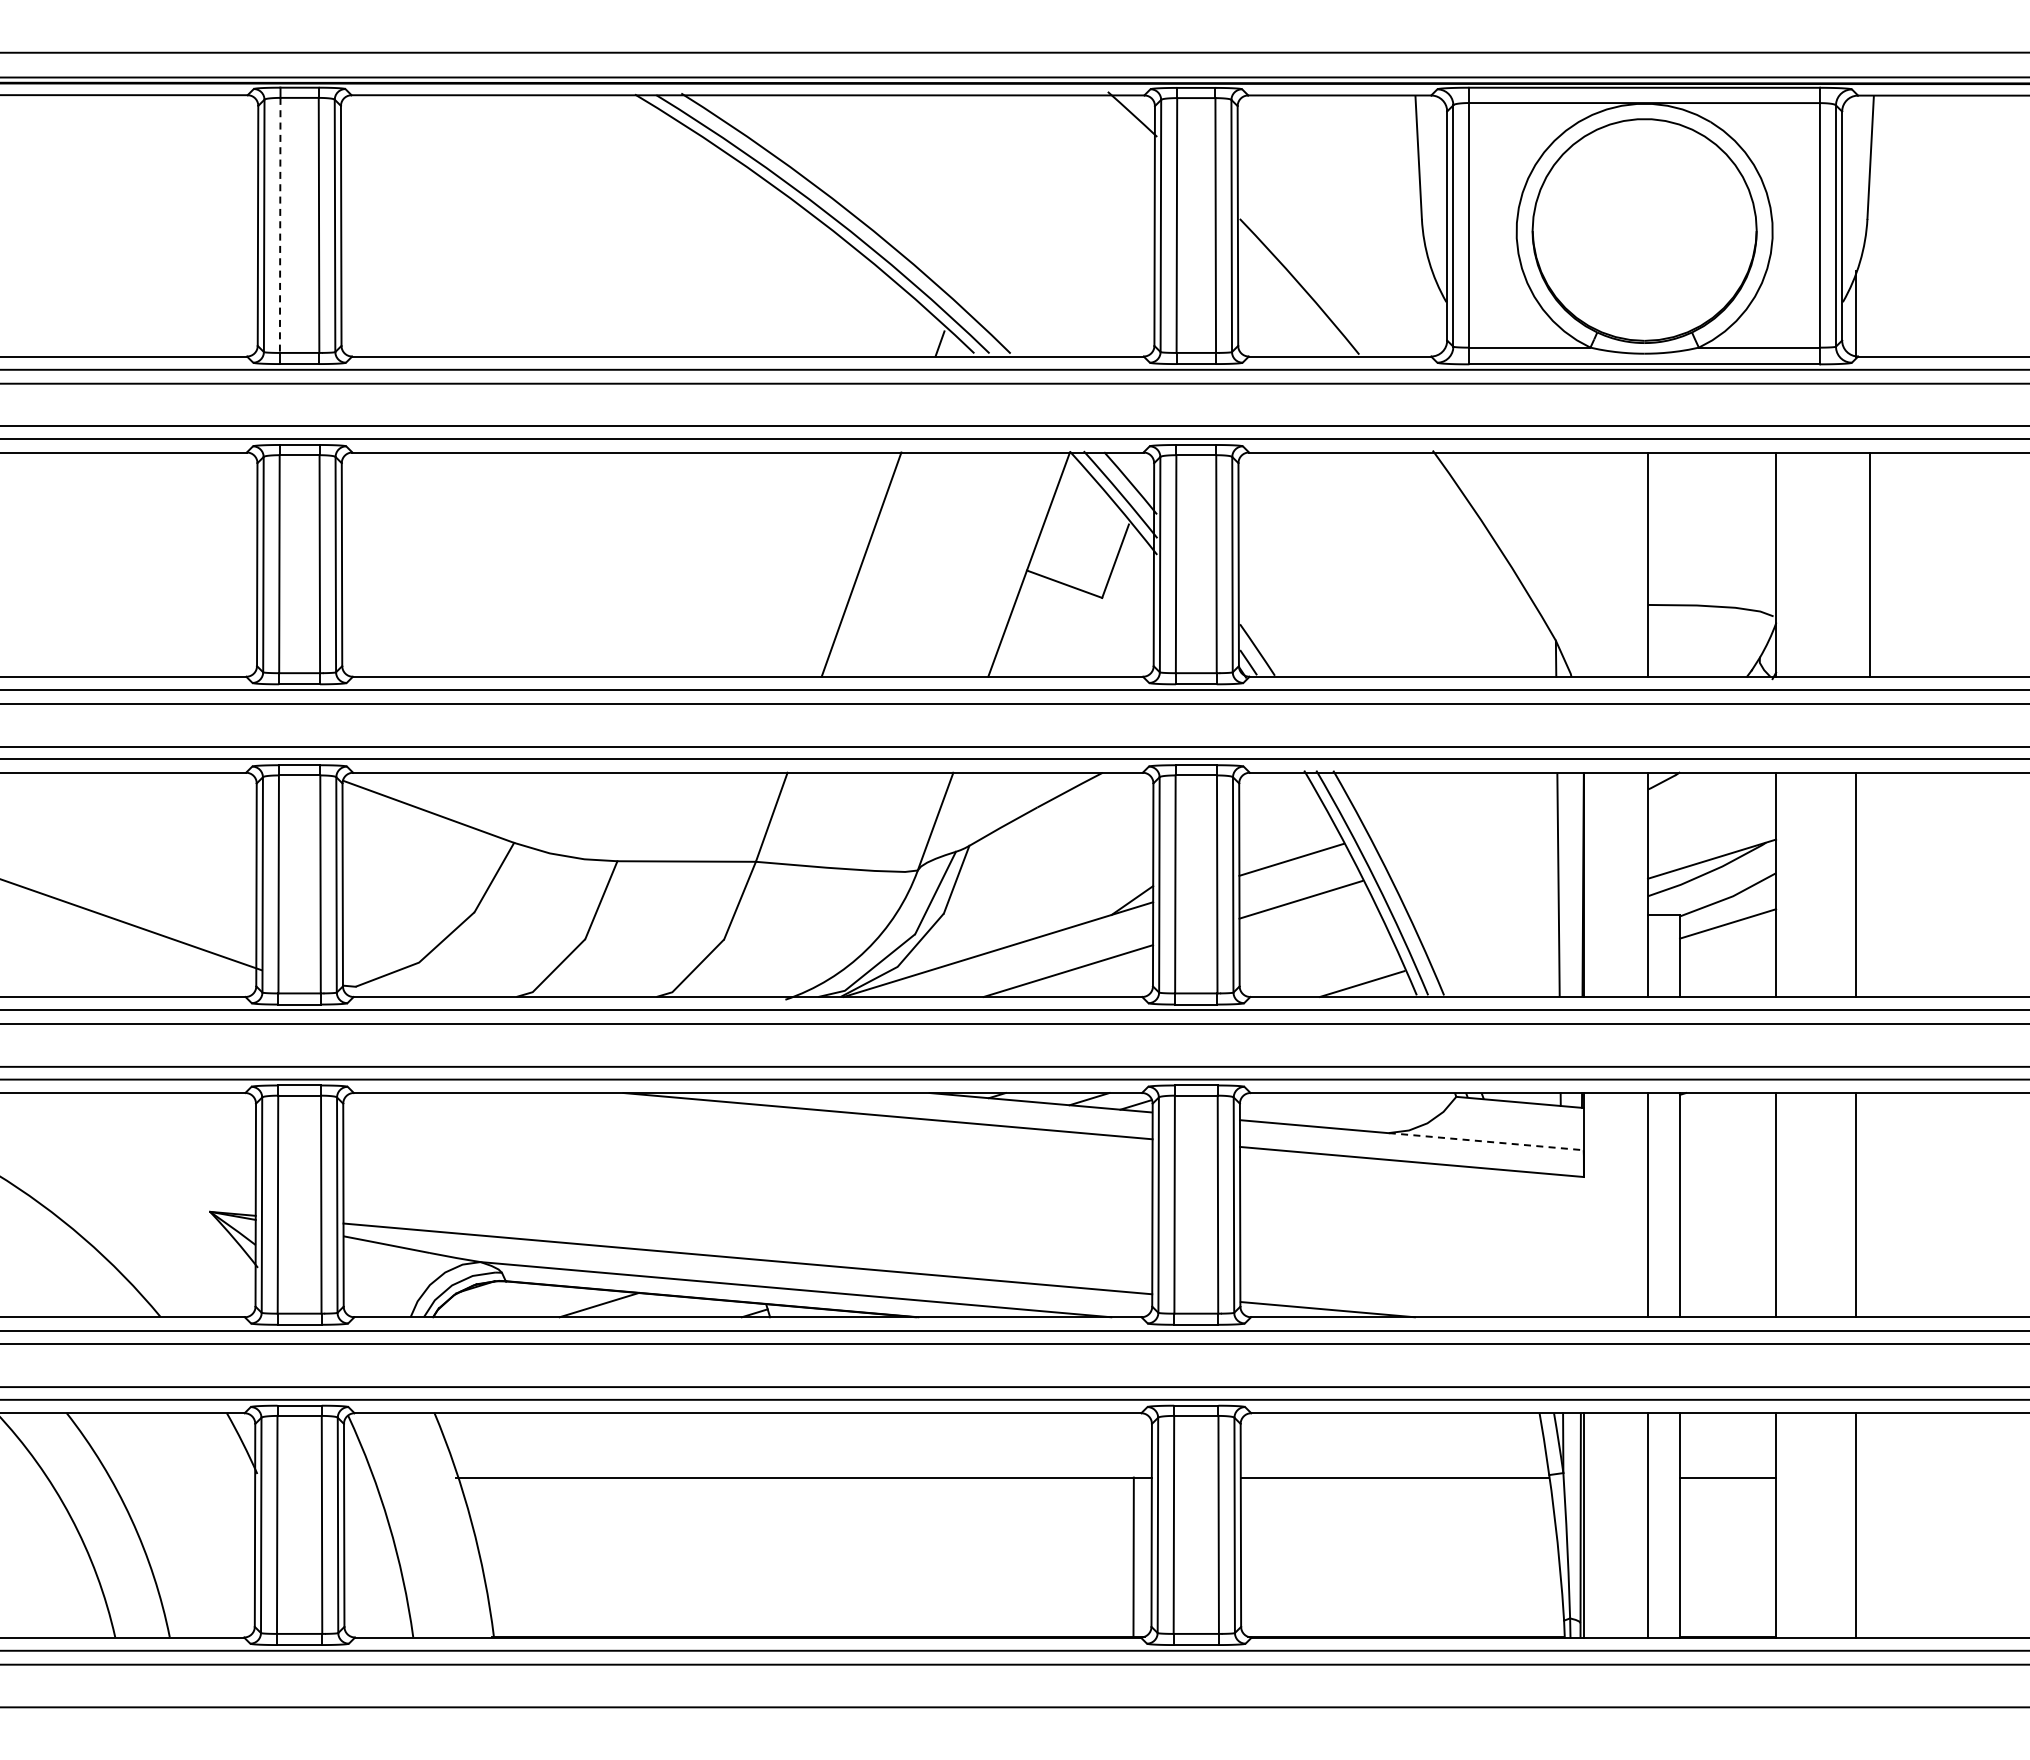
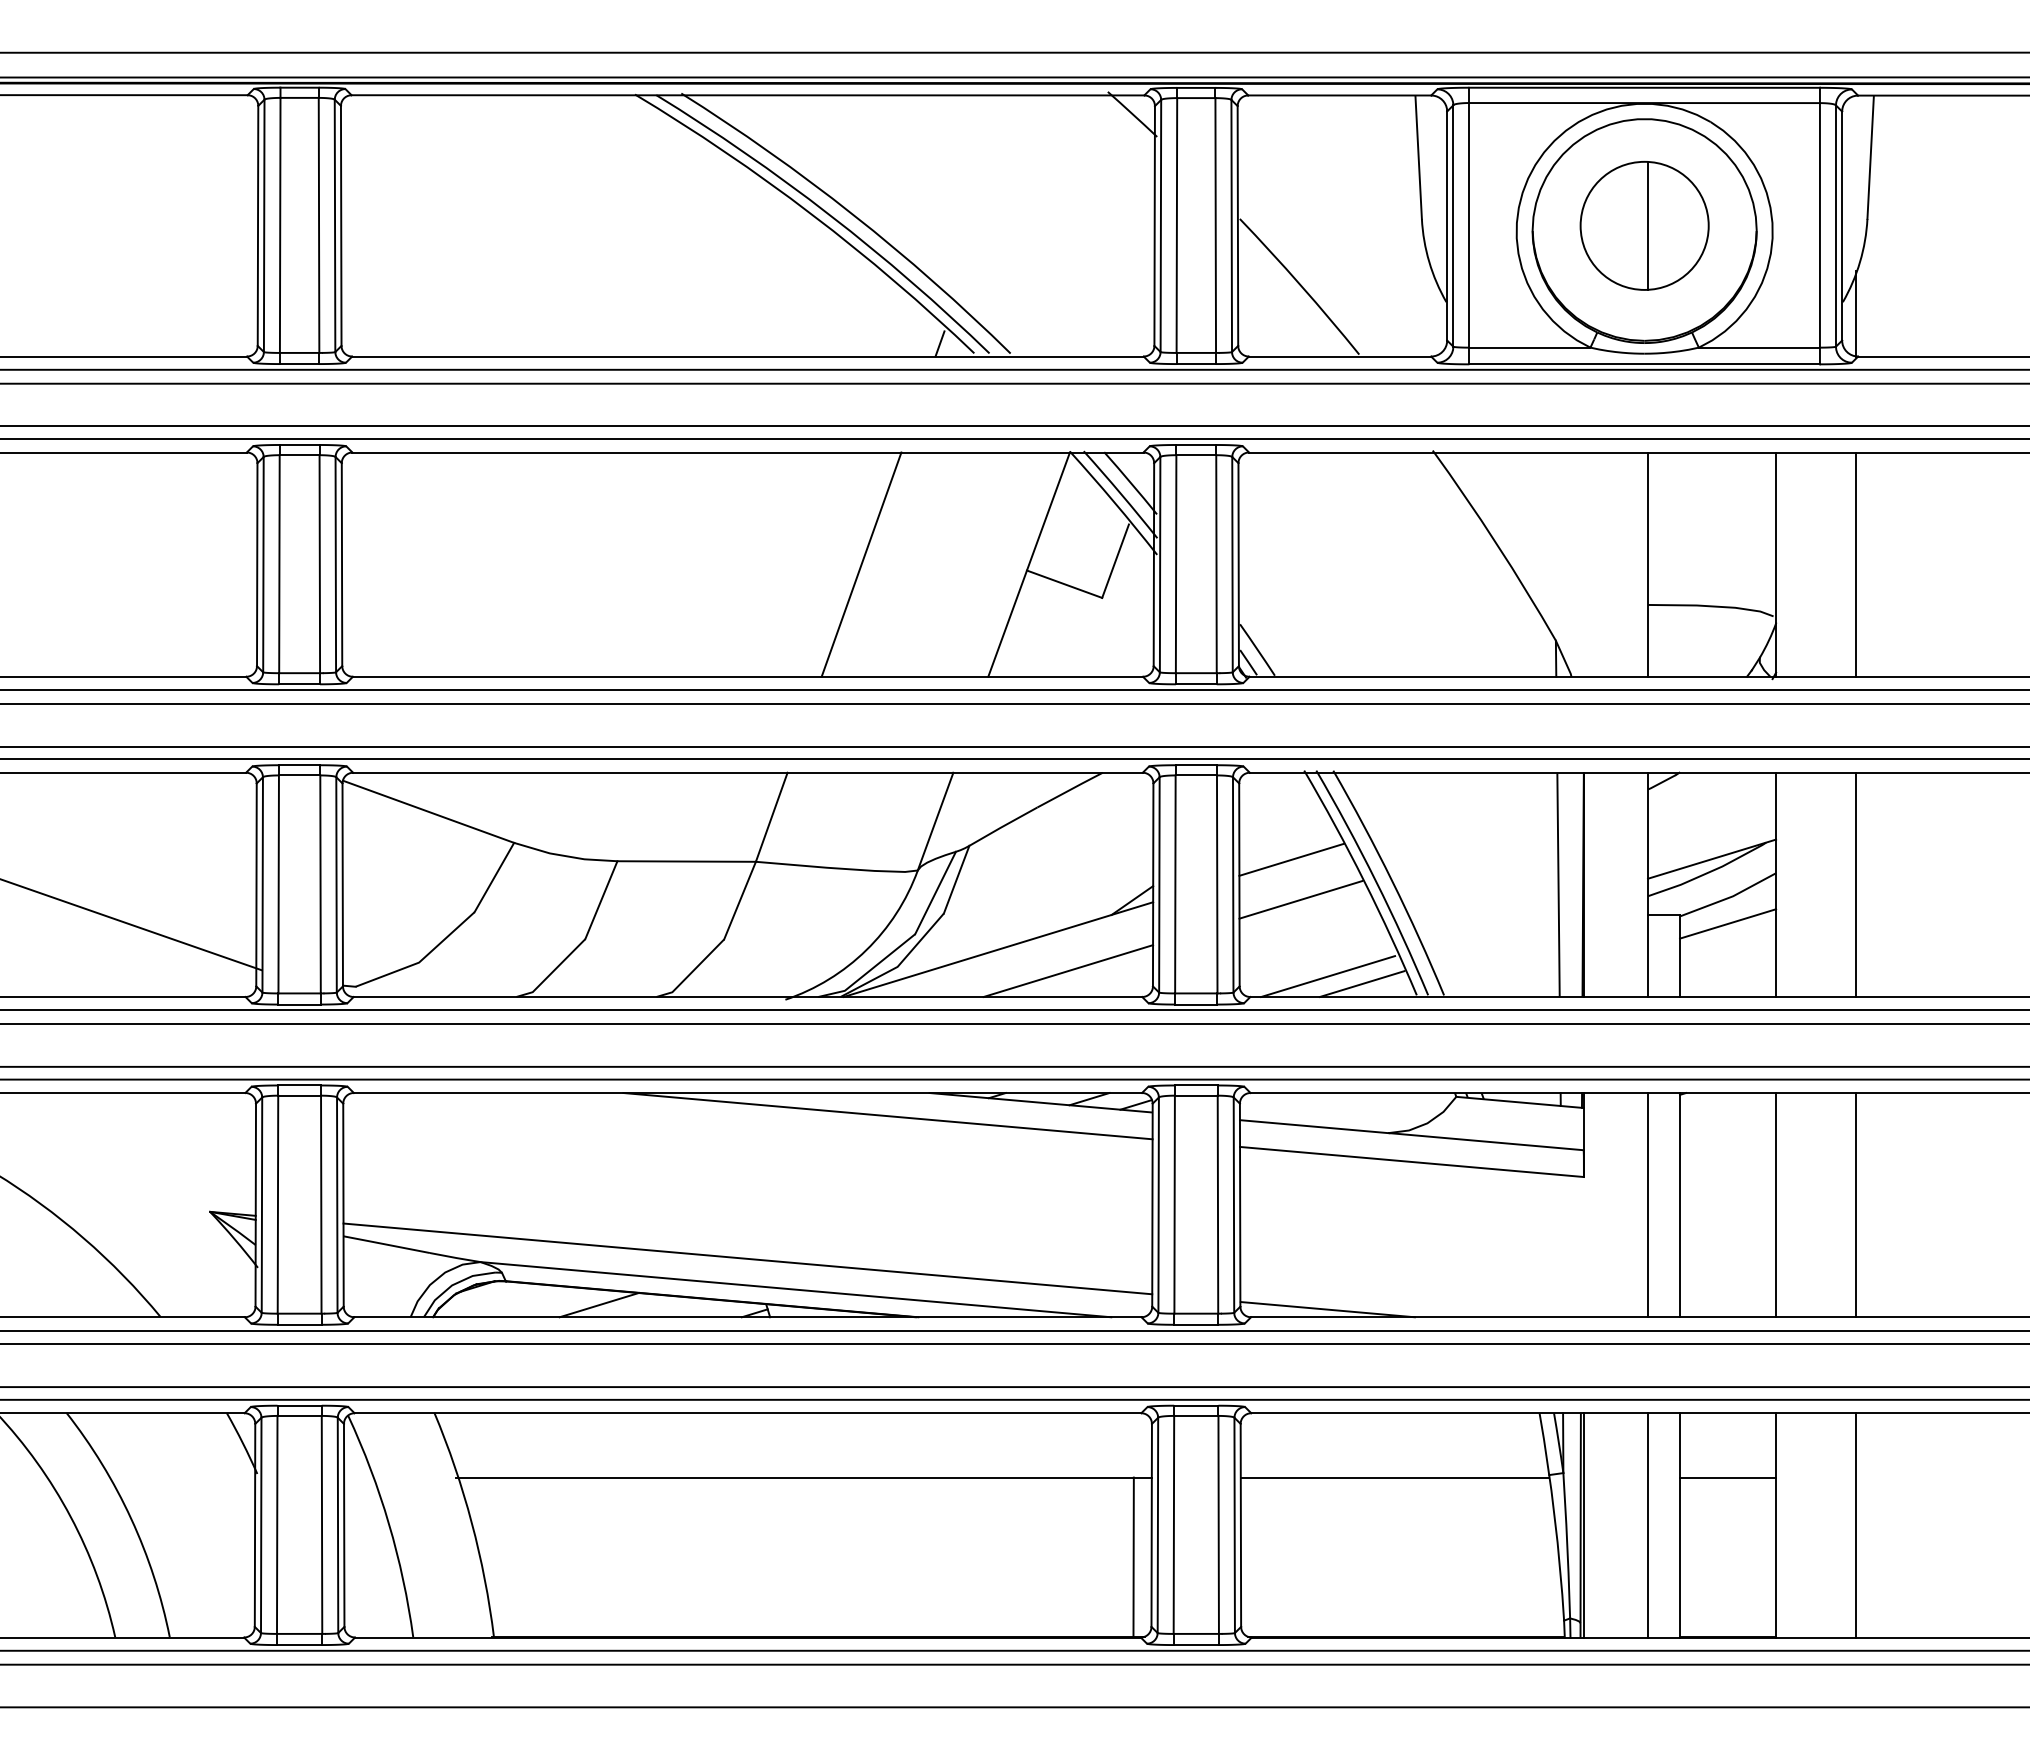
line: dashed -> solid (280, 225)
part: none -> present (1644, 225)
line position: (1870, 564) -> (1856, 564) (1856, 564)
line: none -> present (1328, 976)
line: dashed -> solid (1486, 1141)
